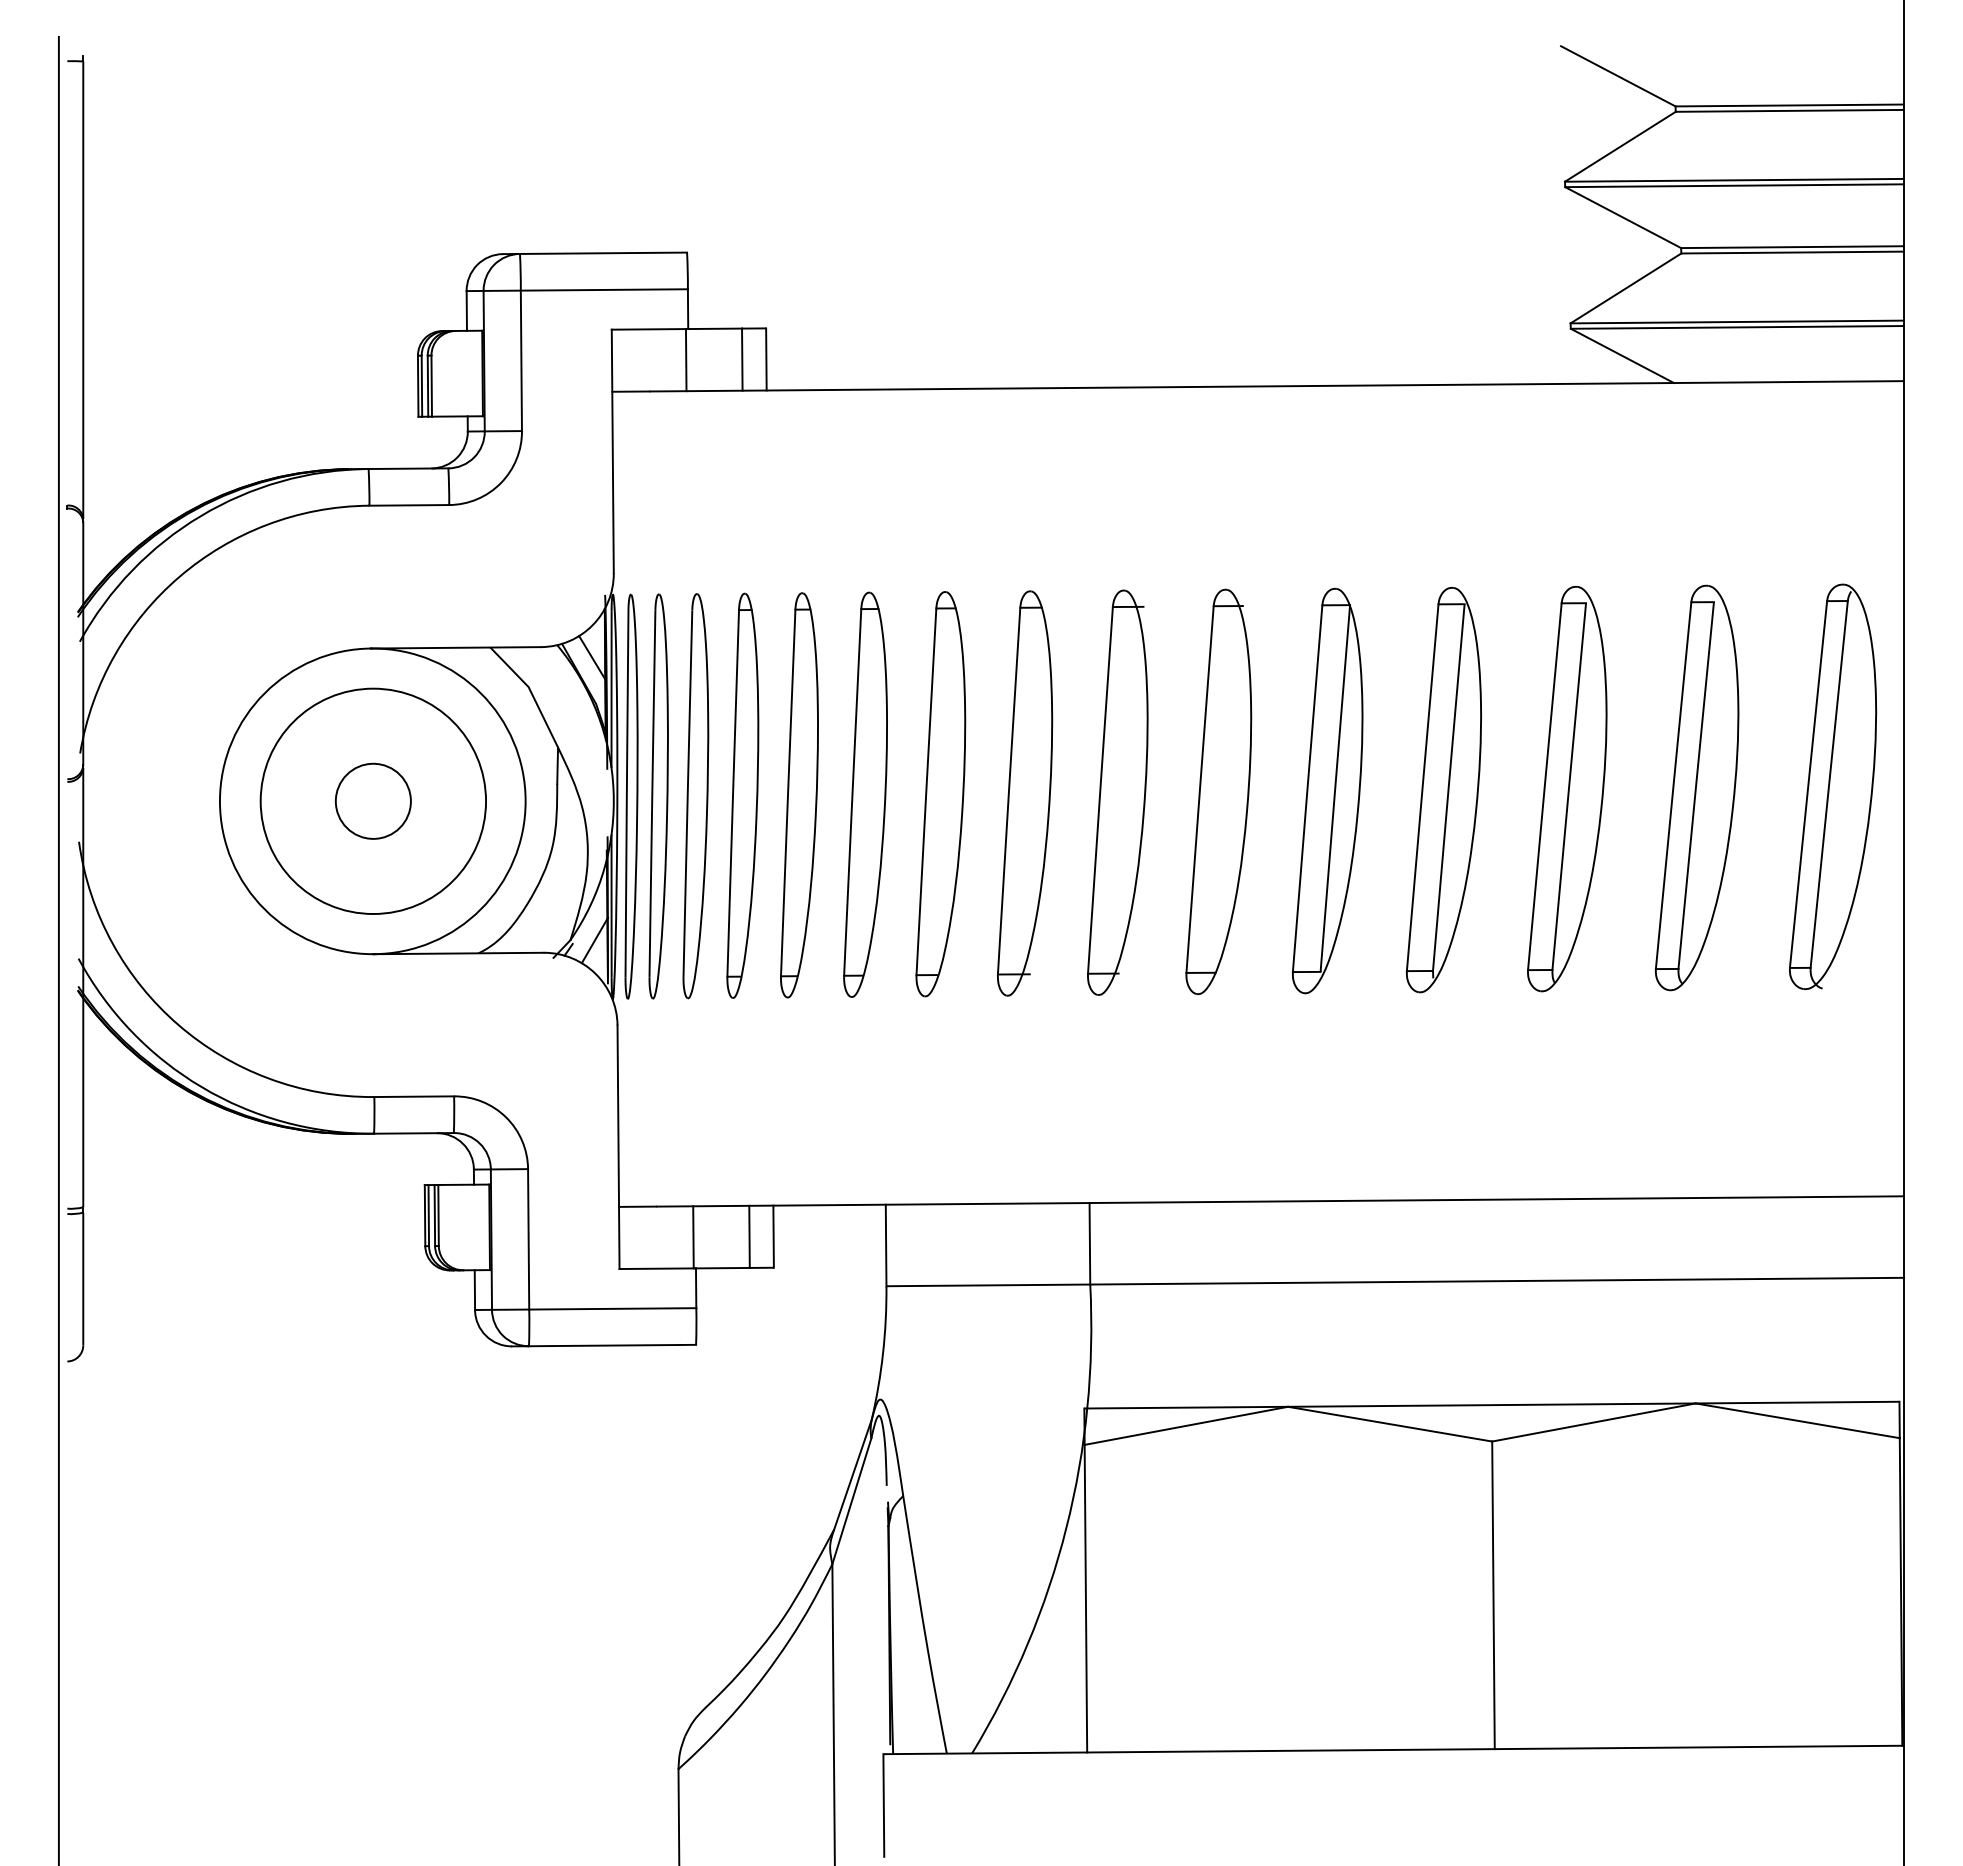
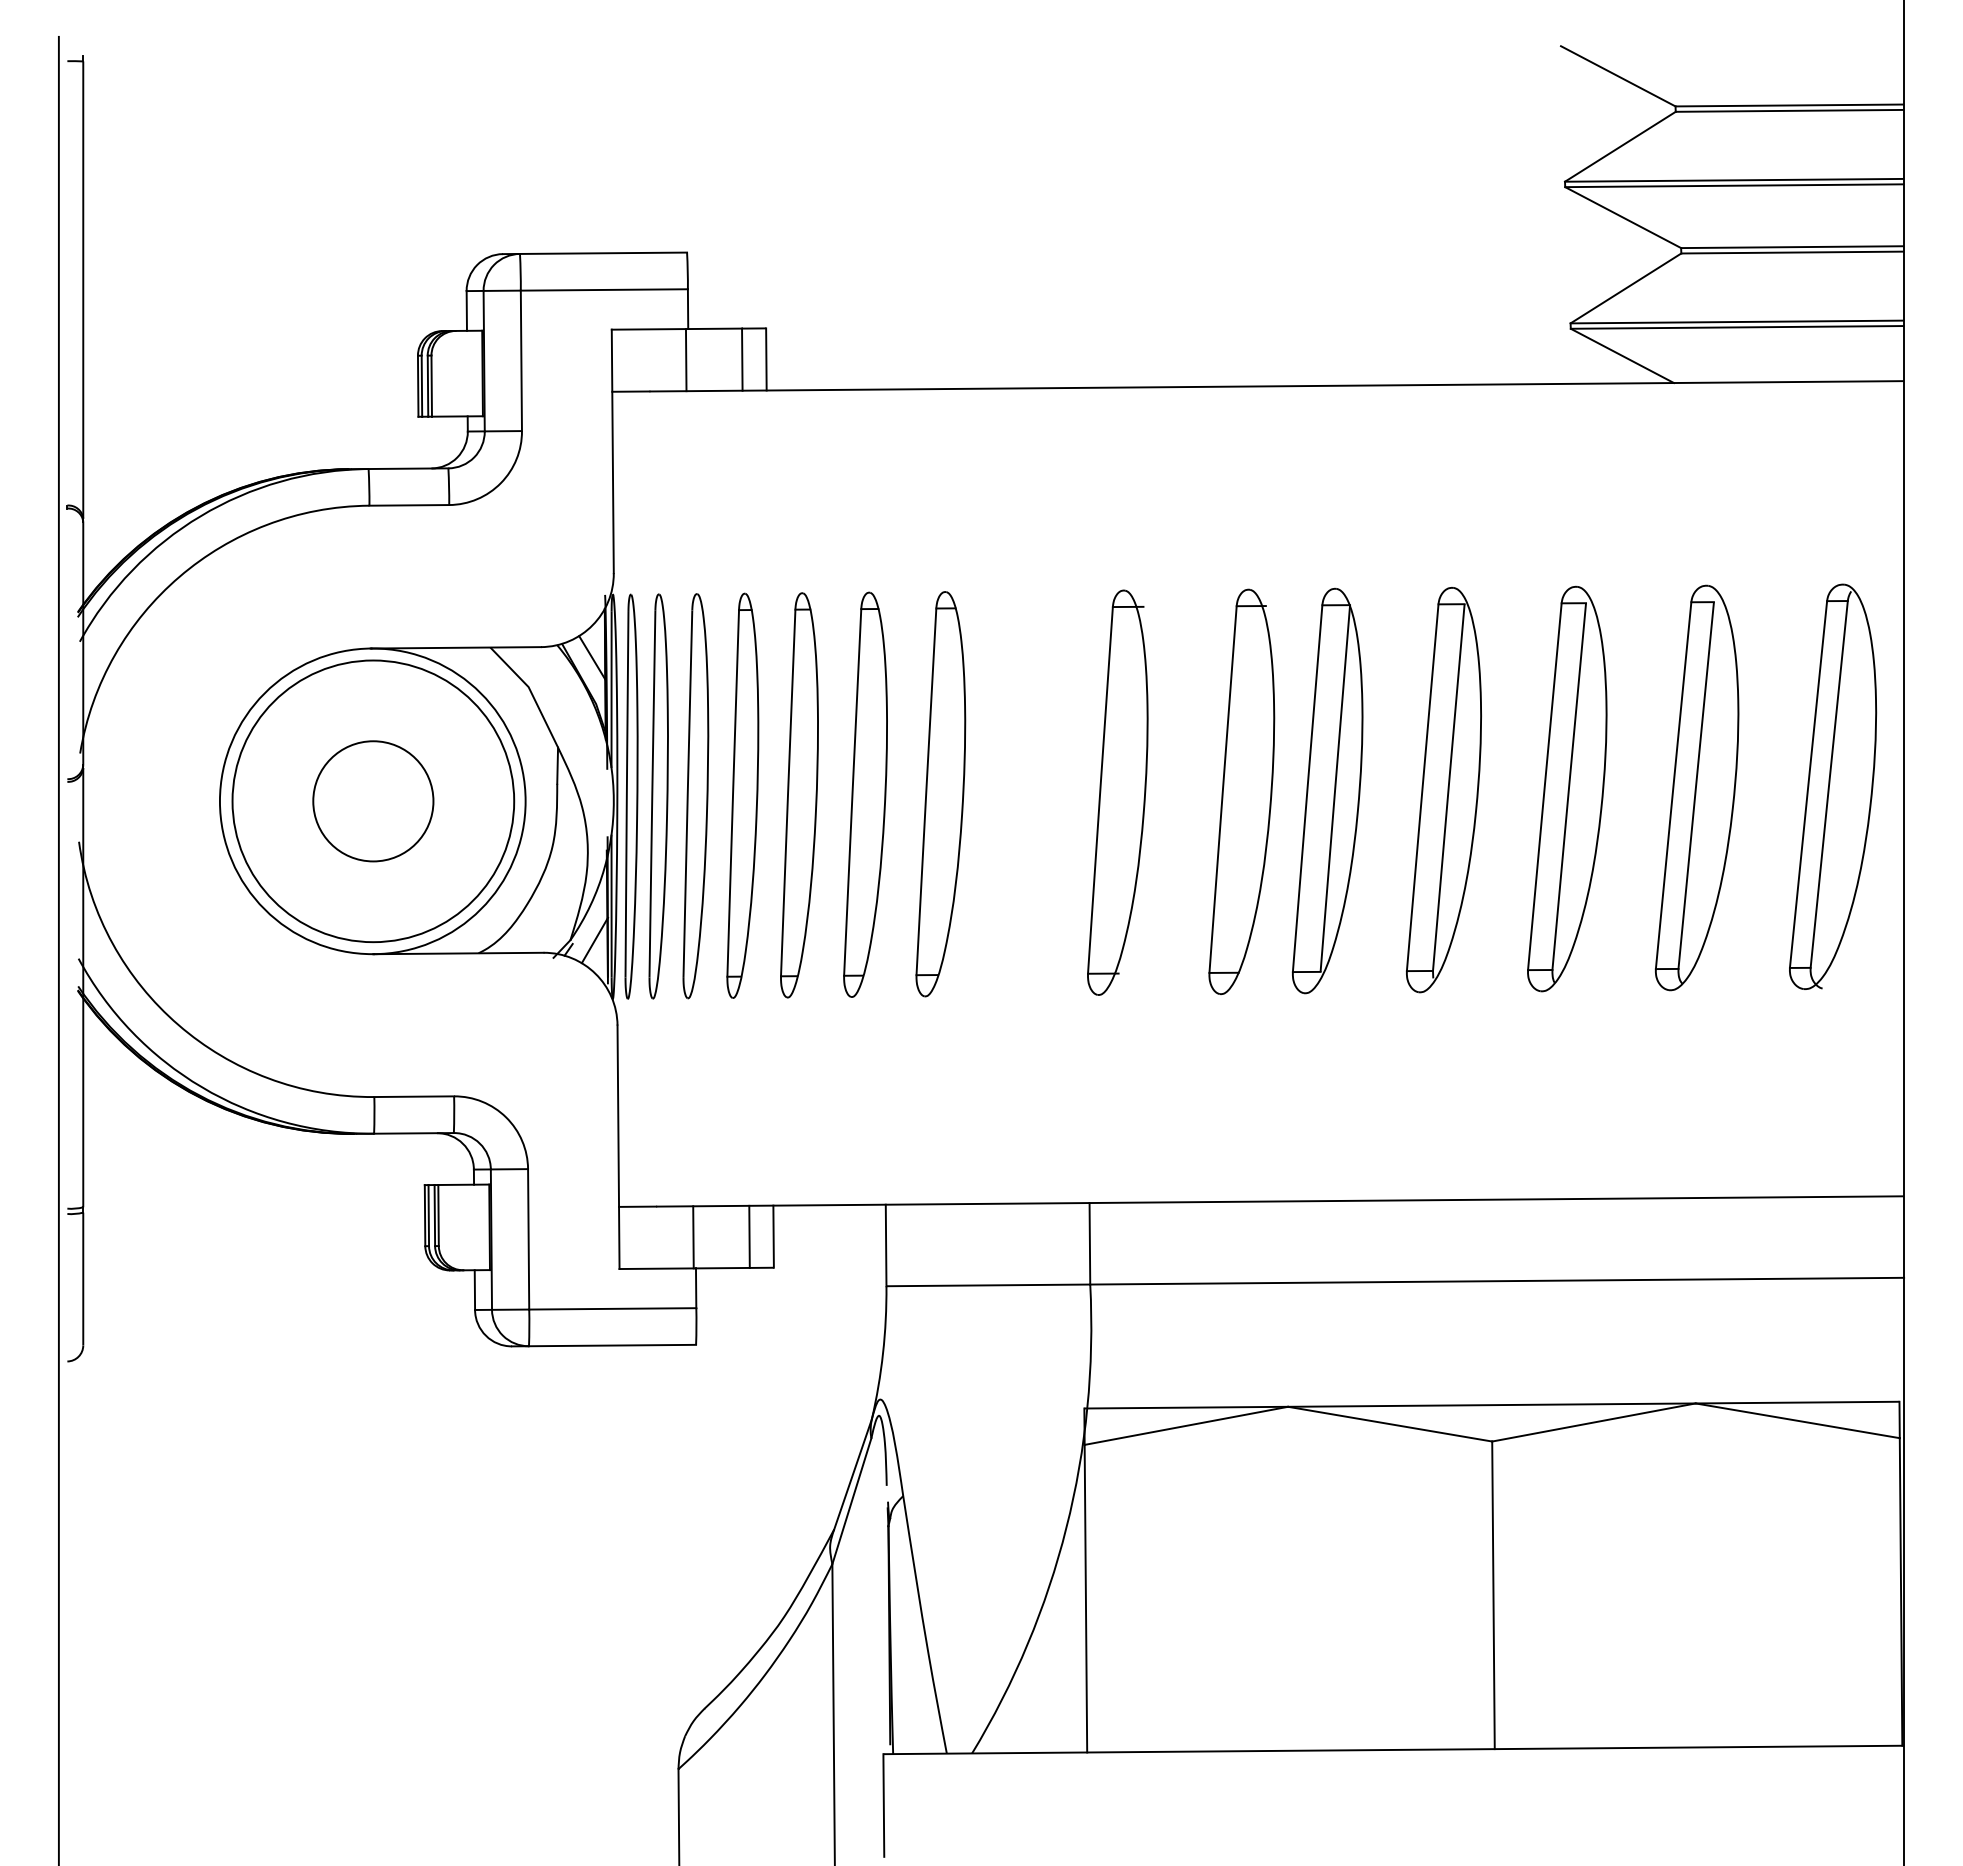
part position: (1218, 791) -> (1241, 791) (1241, 791)
part: present -> none (1025, 793)
circle diameter: 75 px -> 120 px (373, 801)
circle diameter: 225 px -> 282 px (373, 801)
